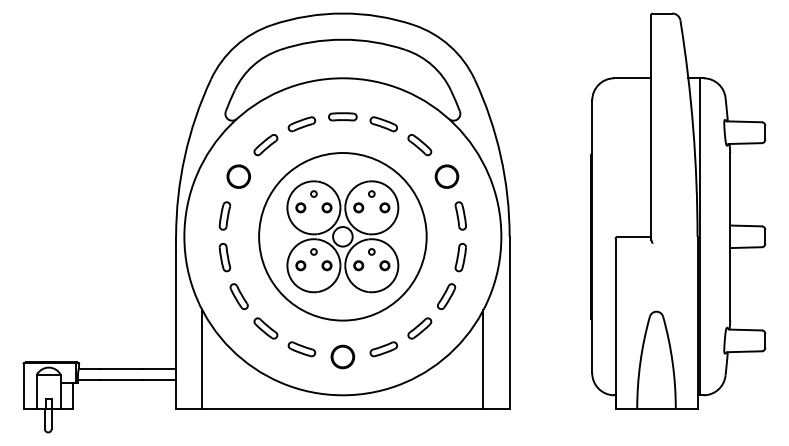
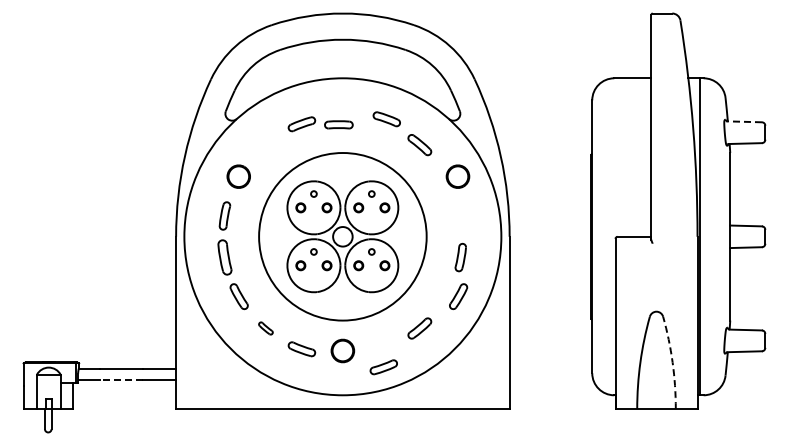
part position: (342, 116) -> (338, 124) (338, 124)
line: solid -> dashed (744, 121)
part position: (383, 124) -> (386, 119) (386, 119)
part: present -> none (265, 145)
part position: (446, 176) -> (457, 176) (457, 176)
part: present -> none (460, 215)
part size: 14x30 px -> 16x37 px (224, 257)
part position: (446, 296) -> (458, 296) (458, 296)
part size: 26x23 px -> 16x15 px (265, 328)
part position: (383, 349) -> (383, 367) (383, 367)
part position: (342, 356) -> (342, 350) (342, 350)
line: present -> none (202, 359)
line: present -> none (483, 359)
arc: solid -> dashed (672, 362)
line: solid -> dashed (120, 380)
